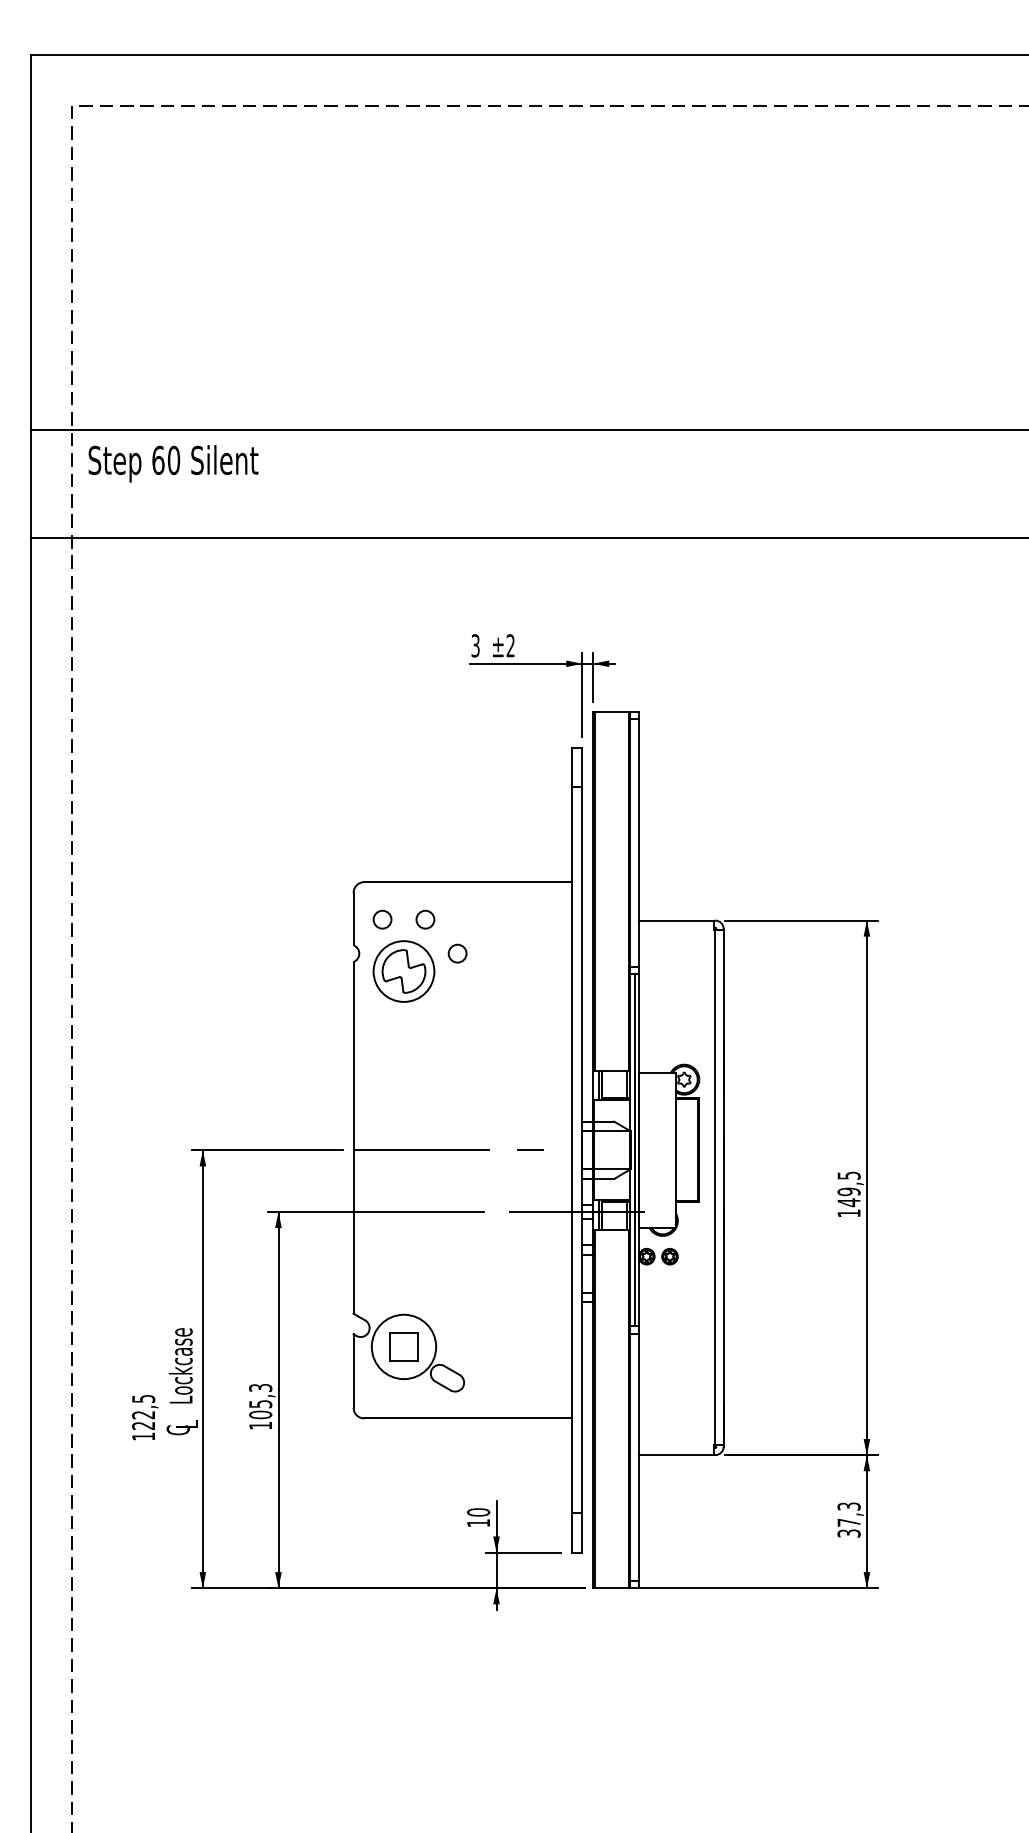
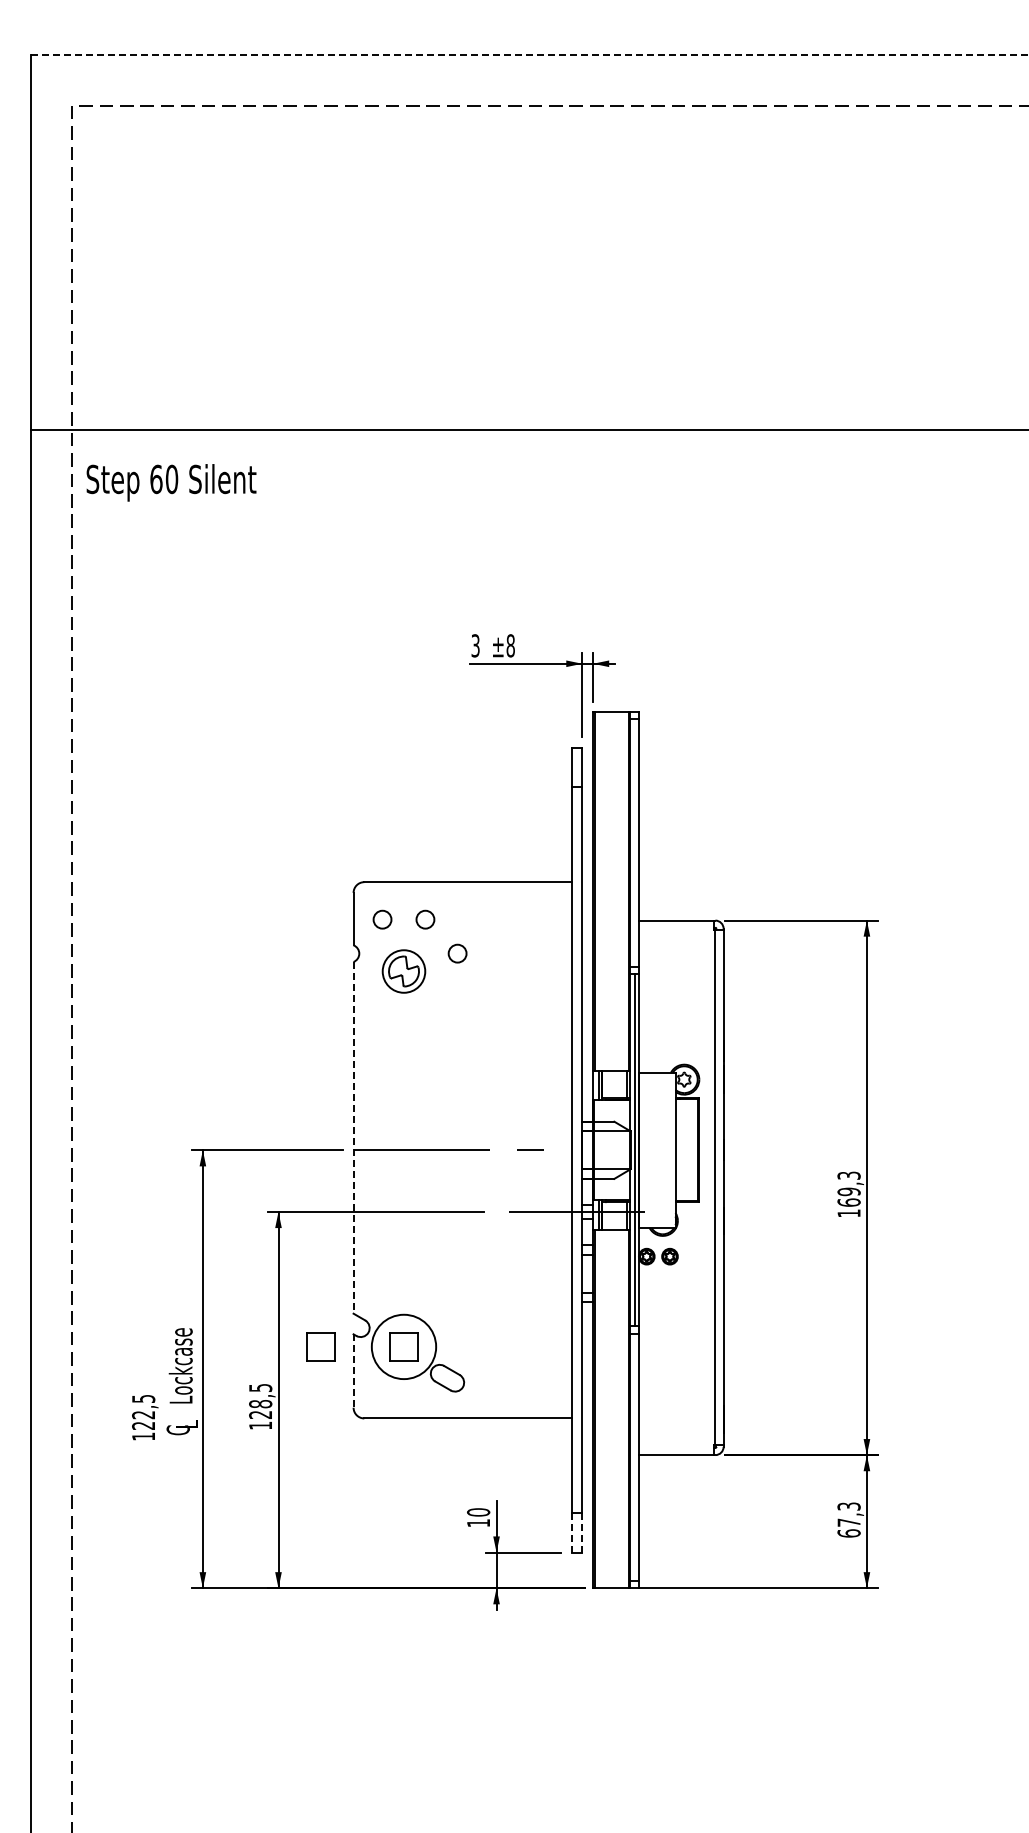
line: solid -> dashed (529, 54)
text position: (173, 463) -> (171, 482) (171, 482)
line: present -> none (528, 537)
text: ±2 -> ±8 (510, 645)
part size: 64x63 px -> 46x45 px (403, 971)
line: solid -> dashed (353, 1137)
text: 149,5 -> 169,3 (848, 1189)
part: none -> present (320, 1346)
line: solid -> dashed (353, 1371)
text: 105,3 -> 128,5 (260, 1401)
line: solid -> dashed (571, 1532)
line: solid -> dashed (582, 1532)
text: 37,3 -> 67,3 (848, 1533)
